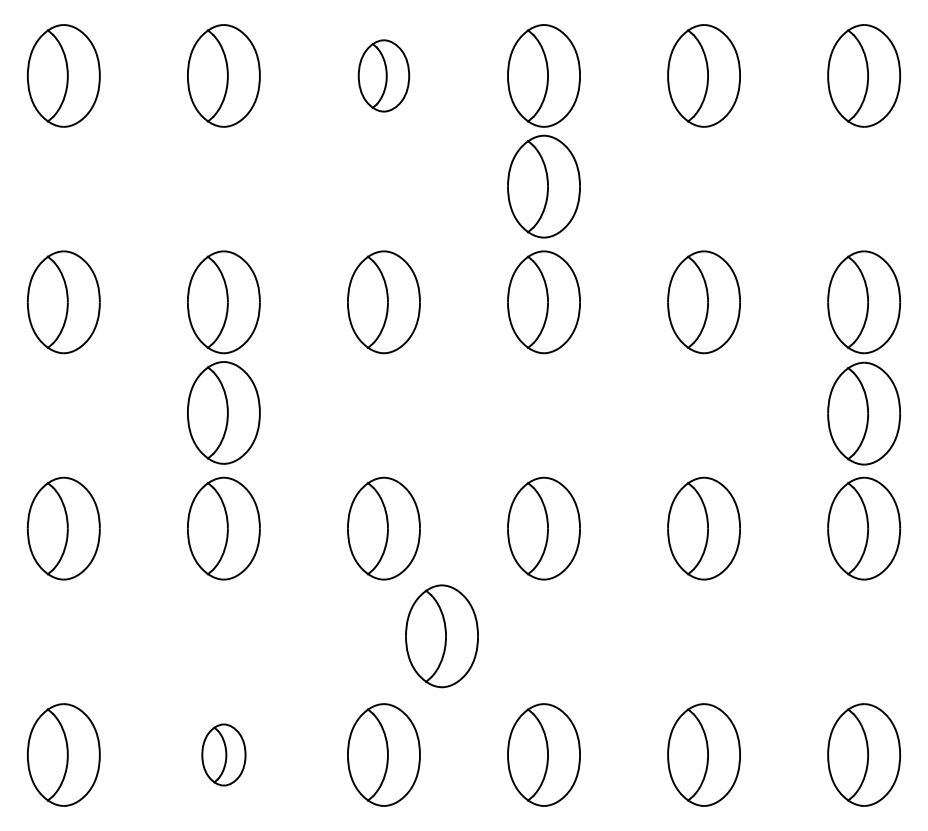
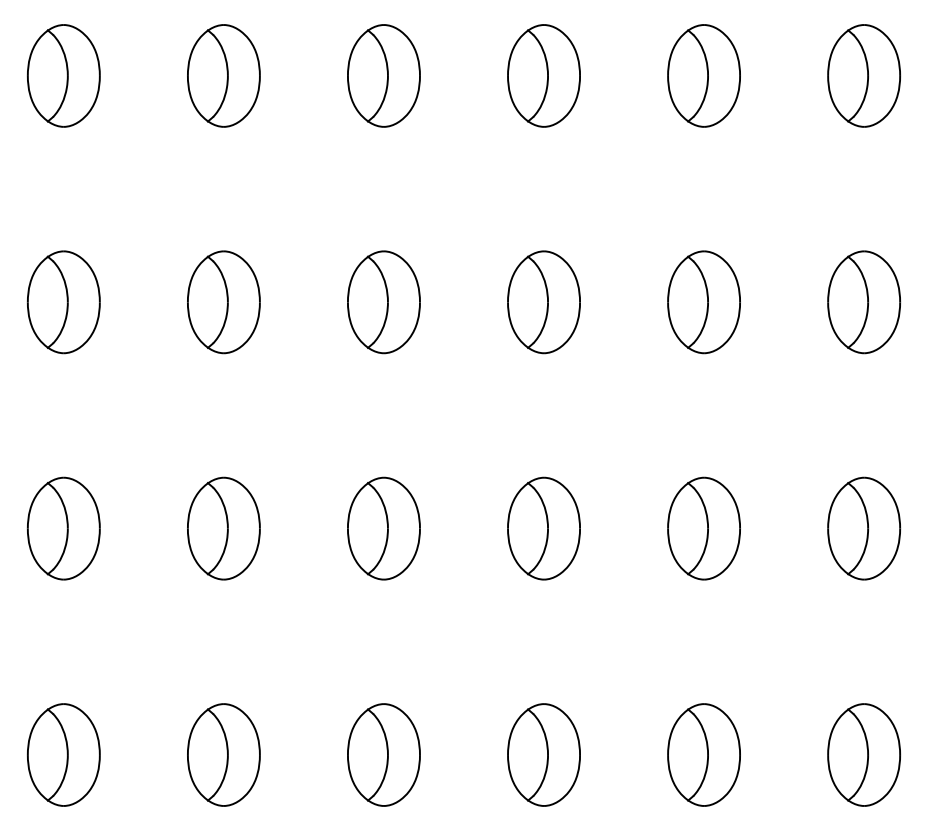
part size: 54x74 px -> 74x104 px (383, 75)
part: present -> none (543, 186)
part: present -> none (223, 412)
part: present -> none (864, 413)
part: present -> none (441, 636)
part size: 46x64 px -> 74x104 px (223, 754)
